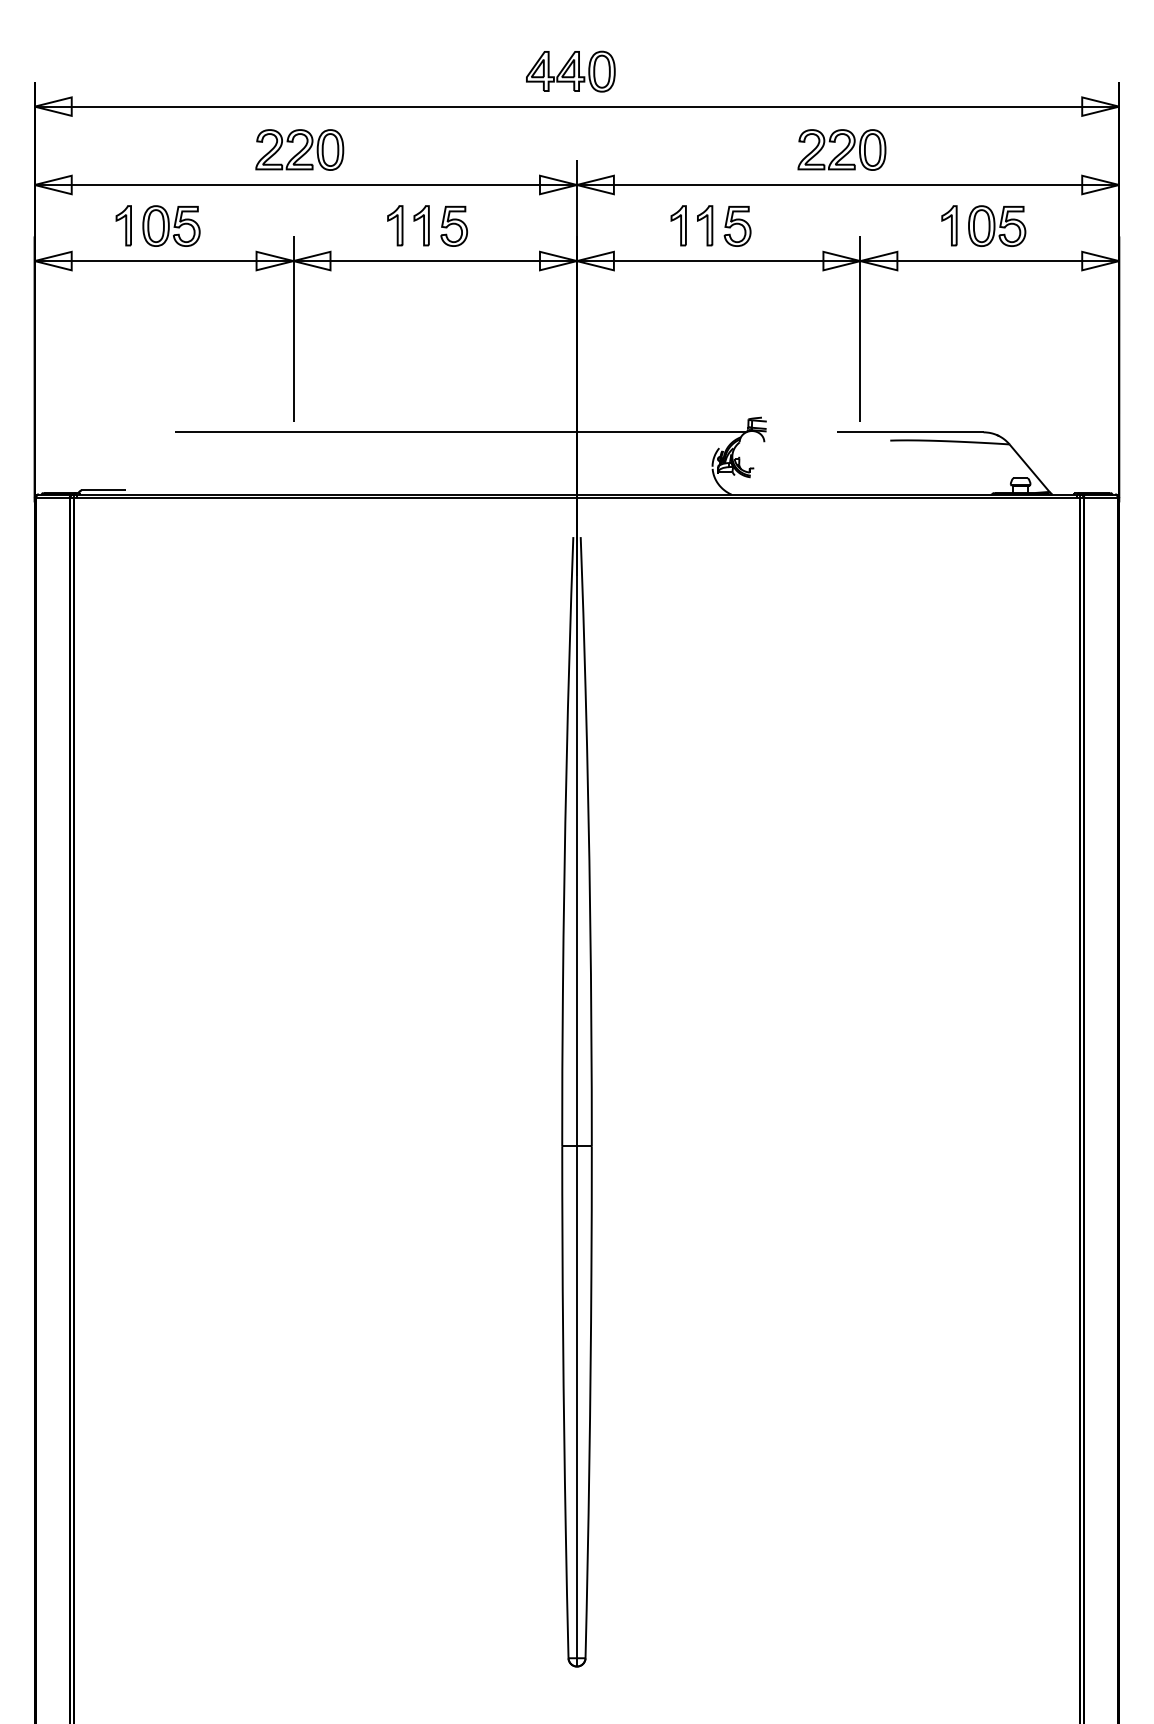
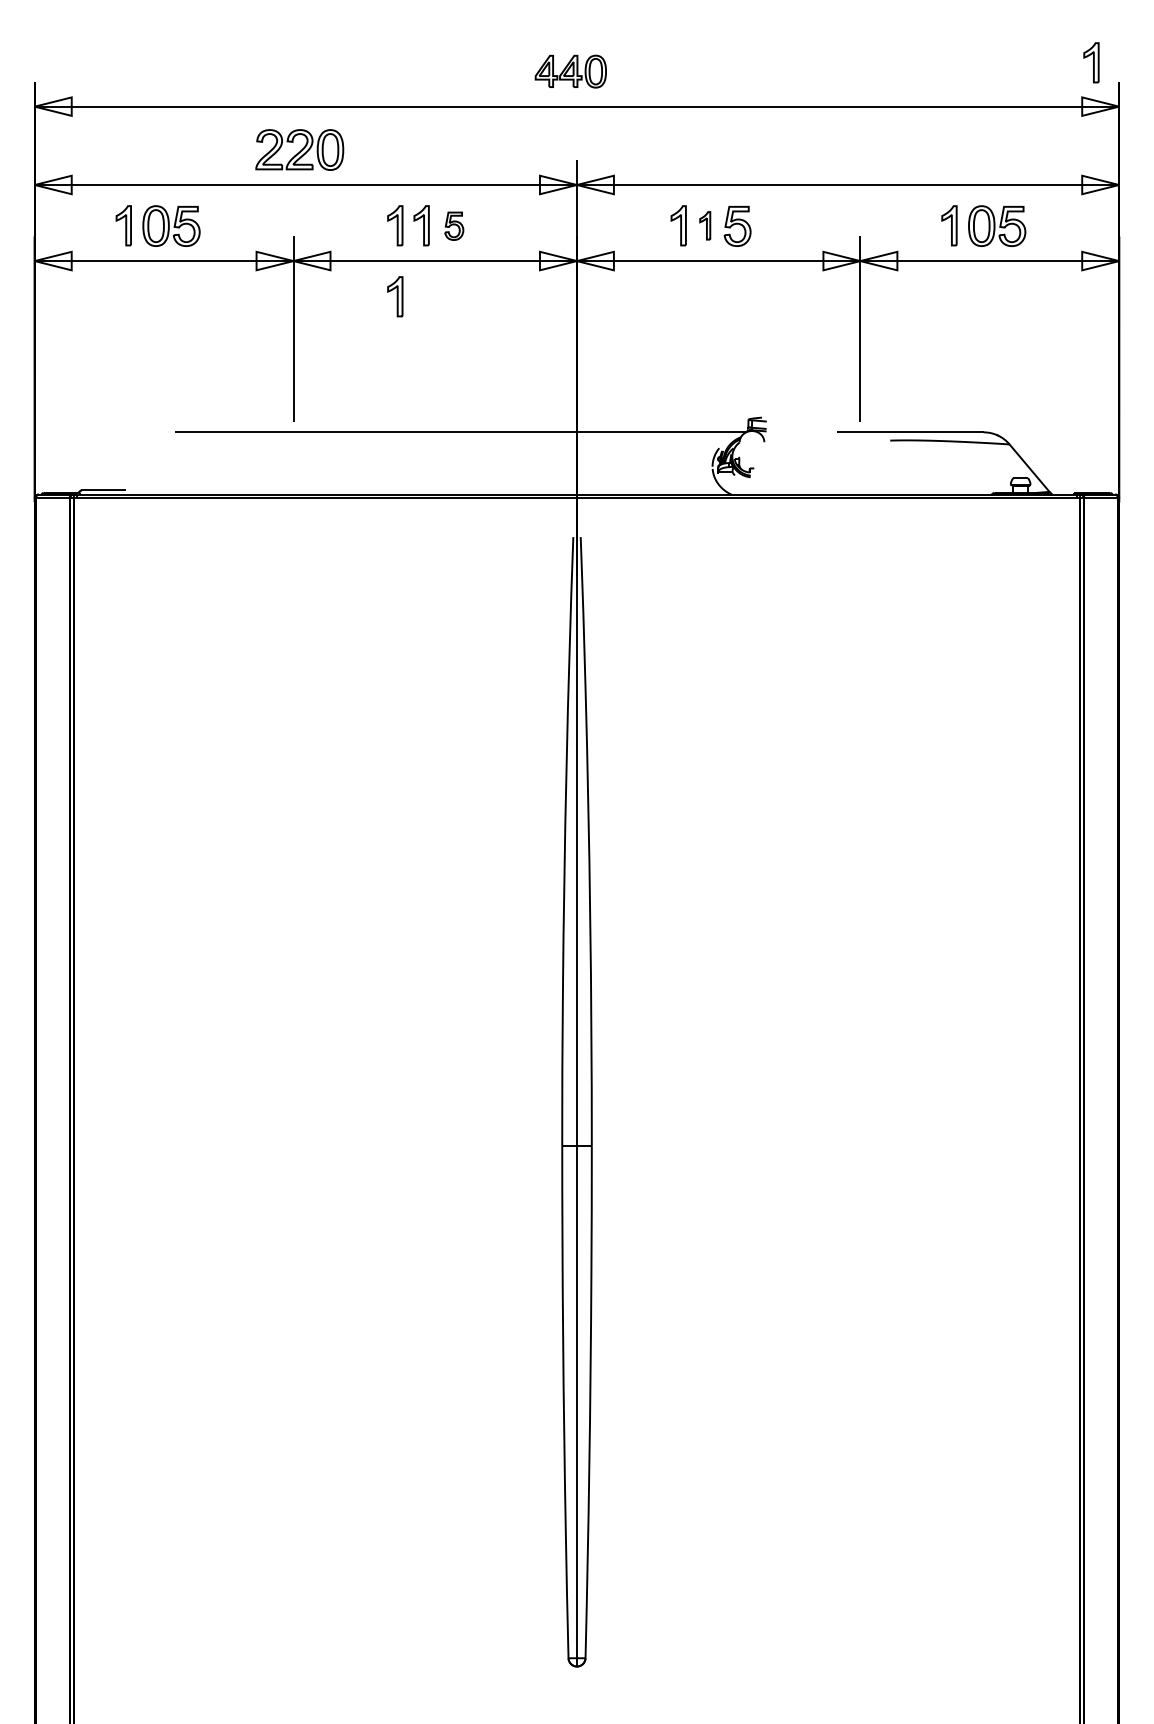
part: none -> present (1091, 62)
part size: 90x43 px -> 73x35 px (570, 71)
part: present -> none (841, 149)
part size: 29x42 px -> 21x30 px (454, 225)
part size: 17x42 px -> 13x30 px (705, 225)
part: none -> present (395, 296)
